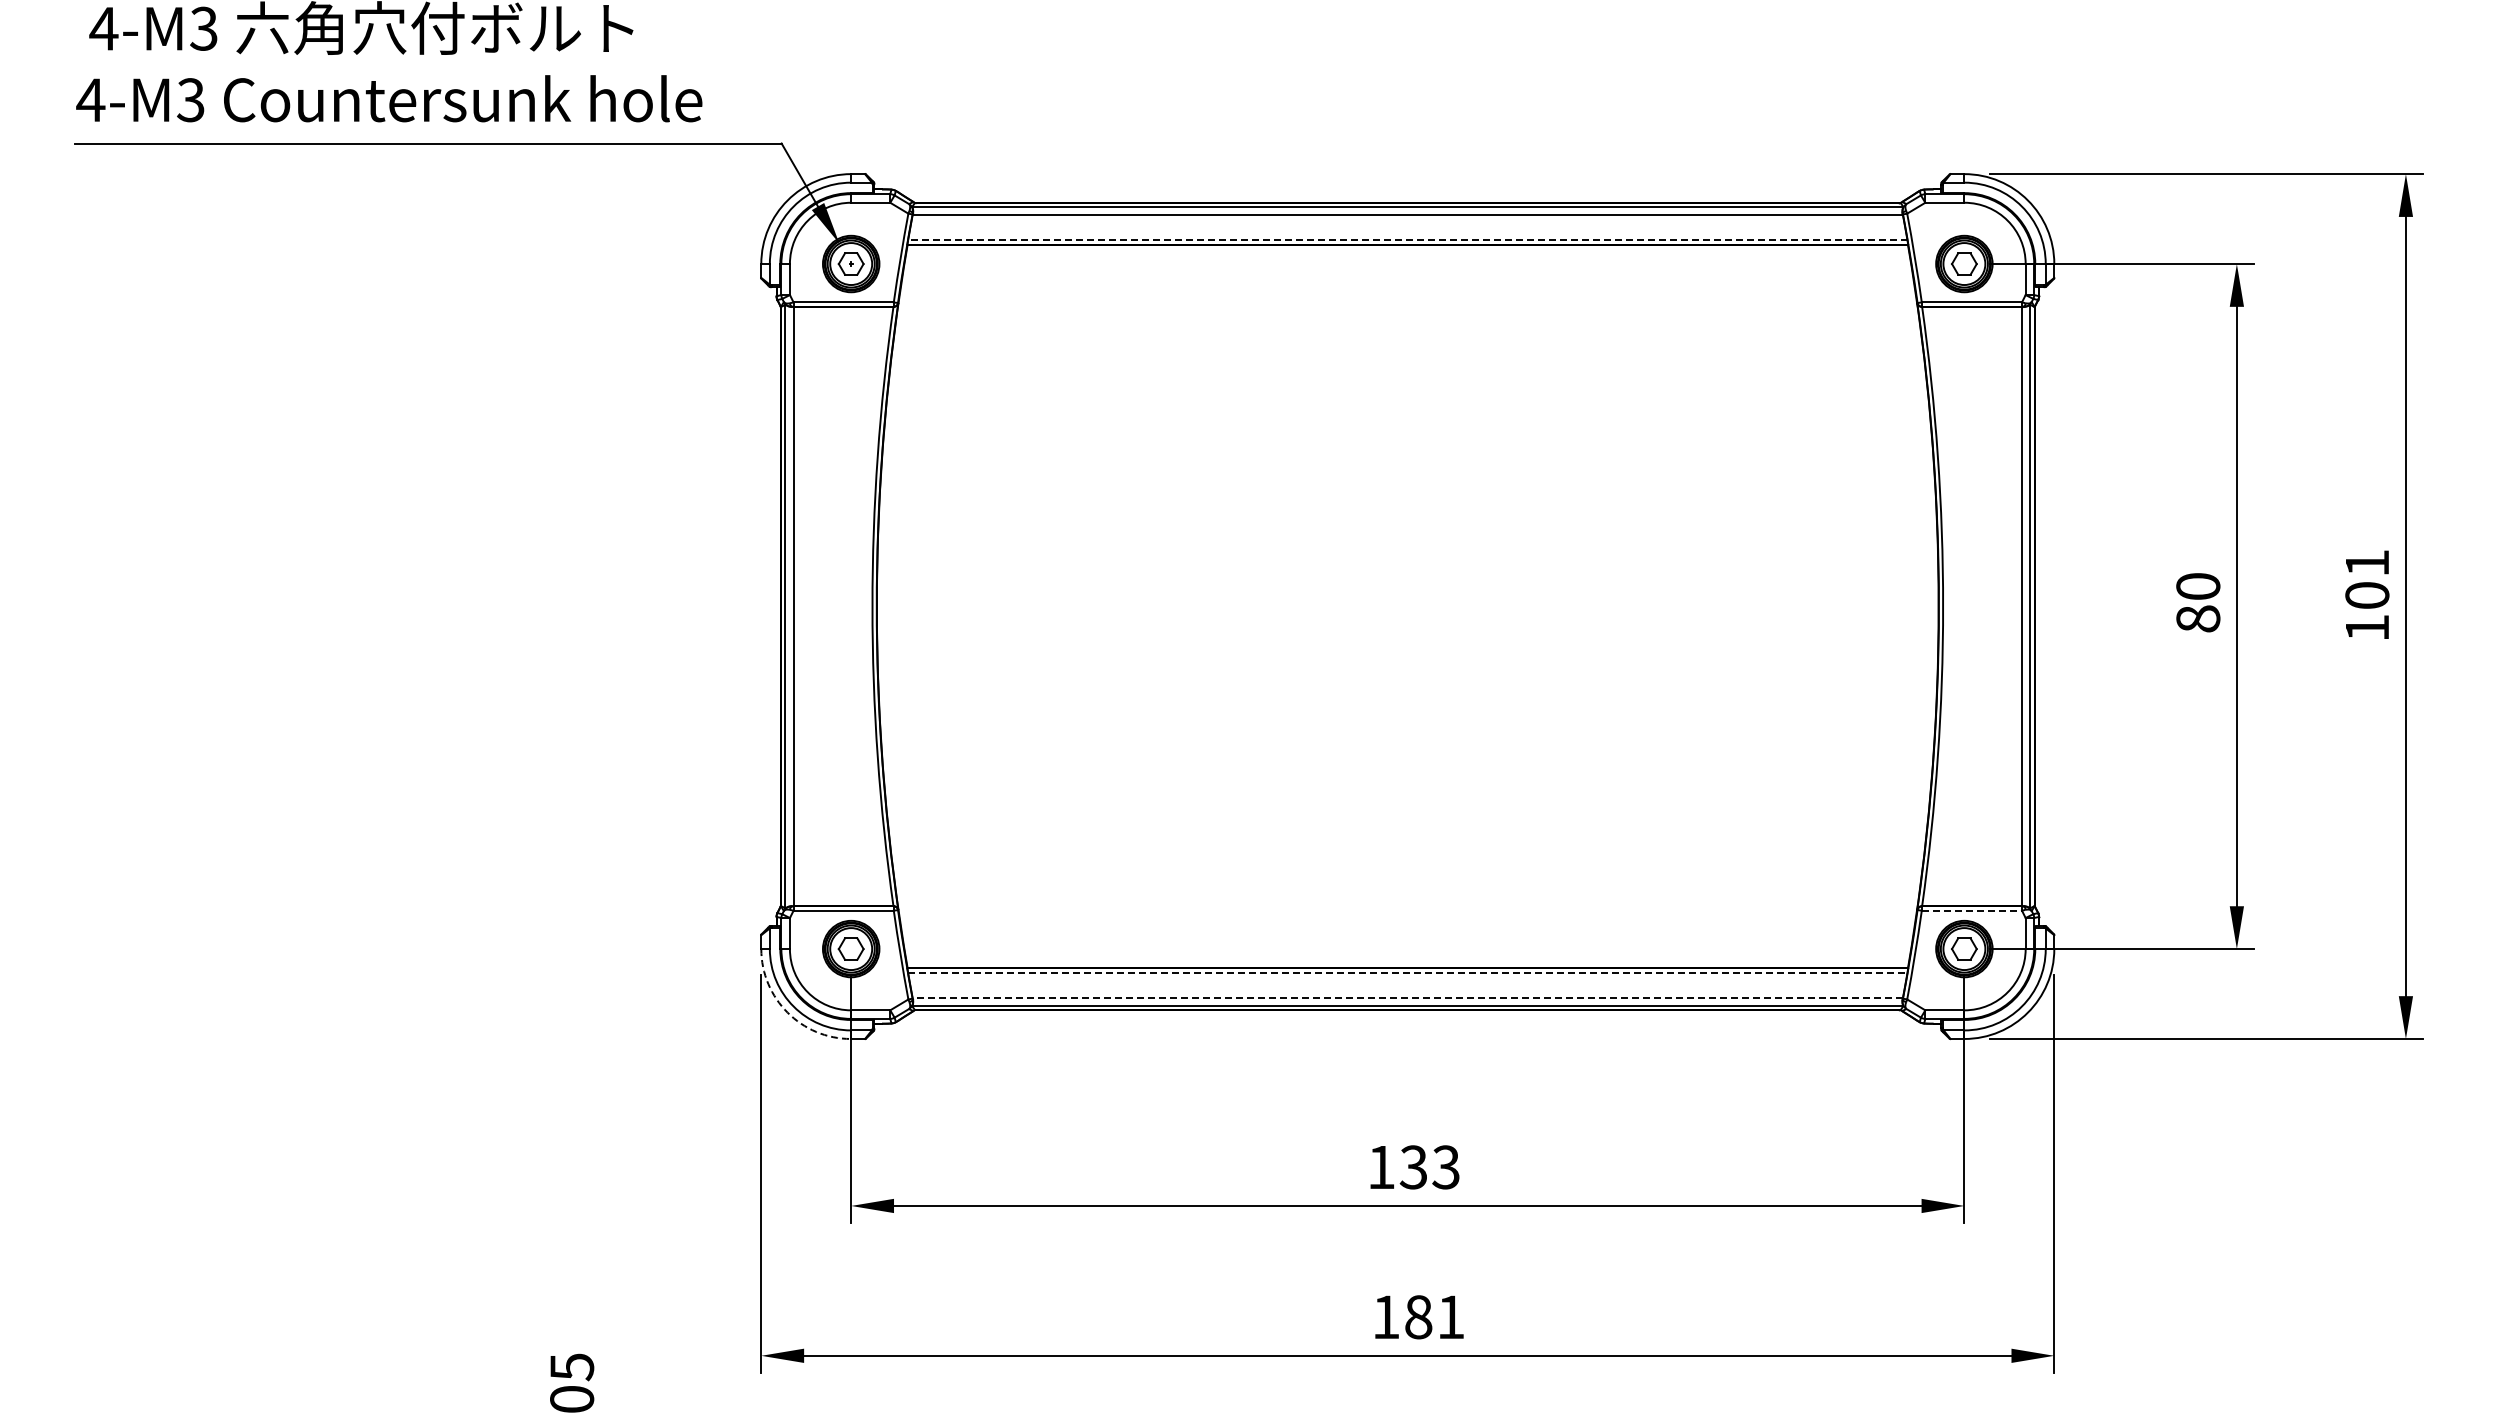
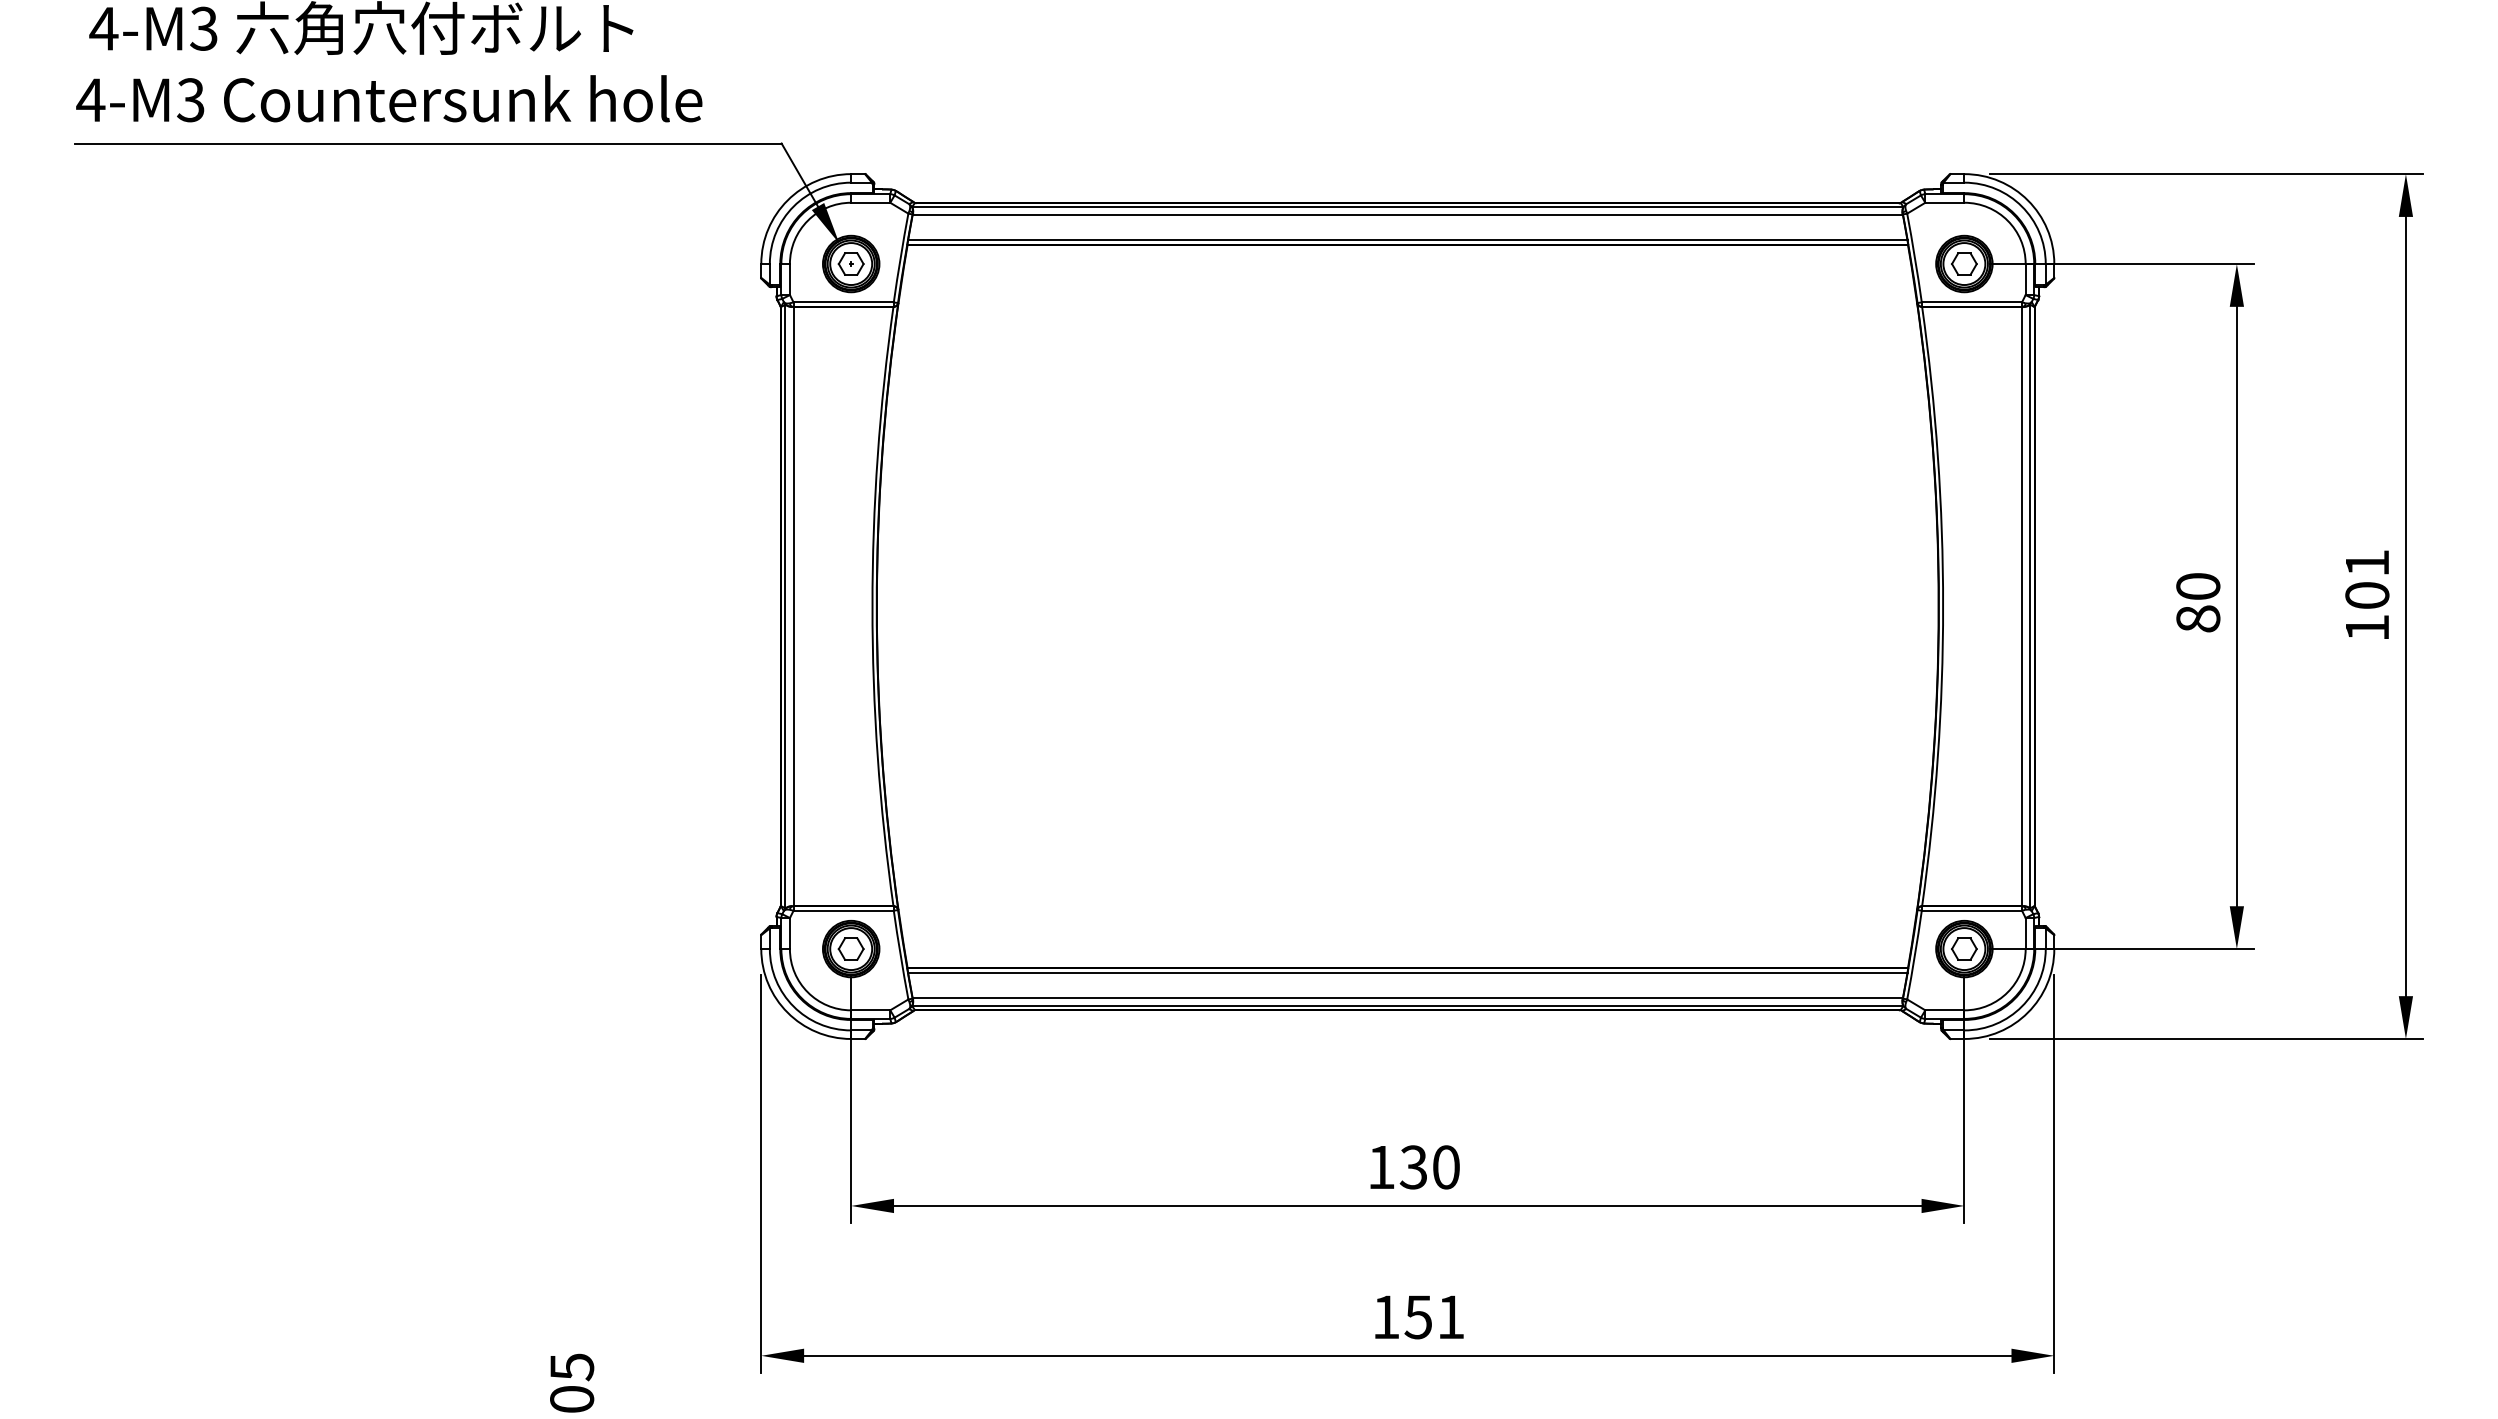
line: dashed -> solid (1407, 240)
line: dashed -> solid (1972, 910)
line: dashed -> solid (1407, 972)
line: dashed -> solid (1407, 997)
arc: dashed -> solid (787, 1012)
text: 133 -> 130 (1445, 1167)
text: 181 -> 151 (1418, 1317)
